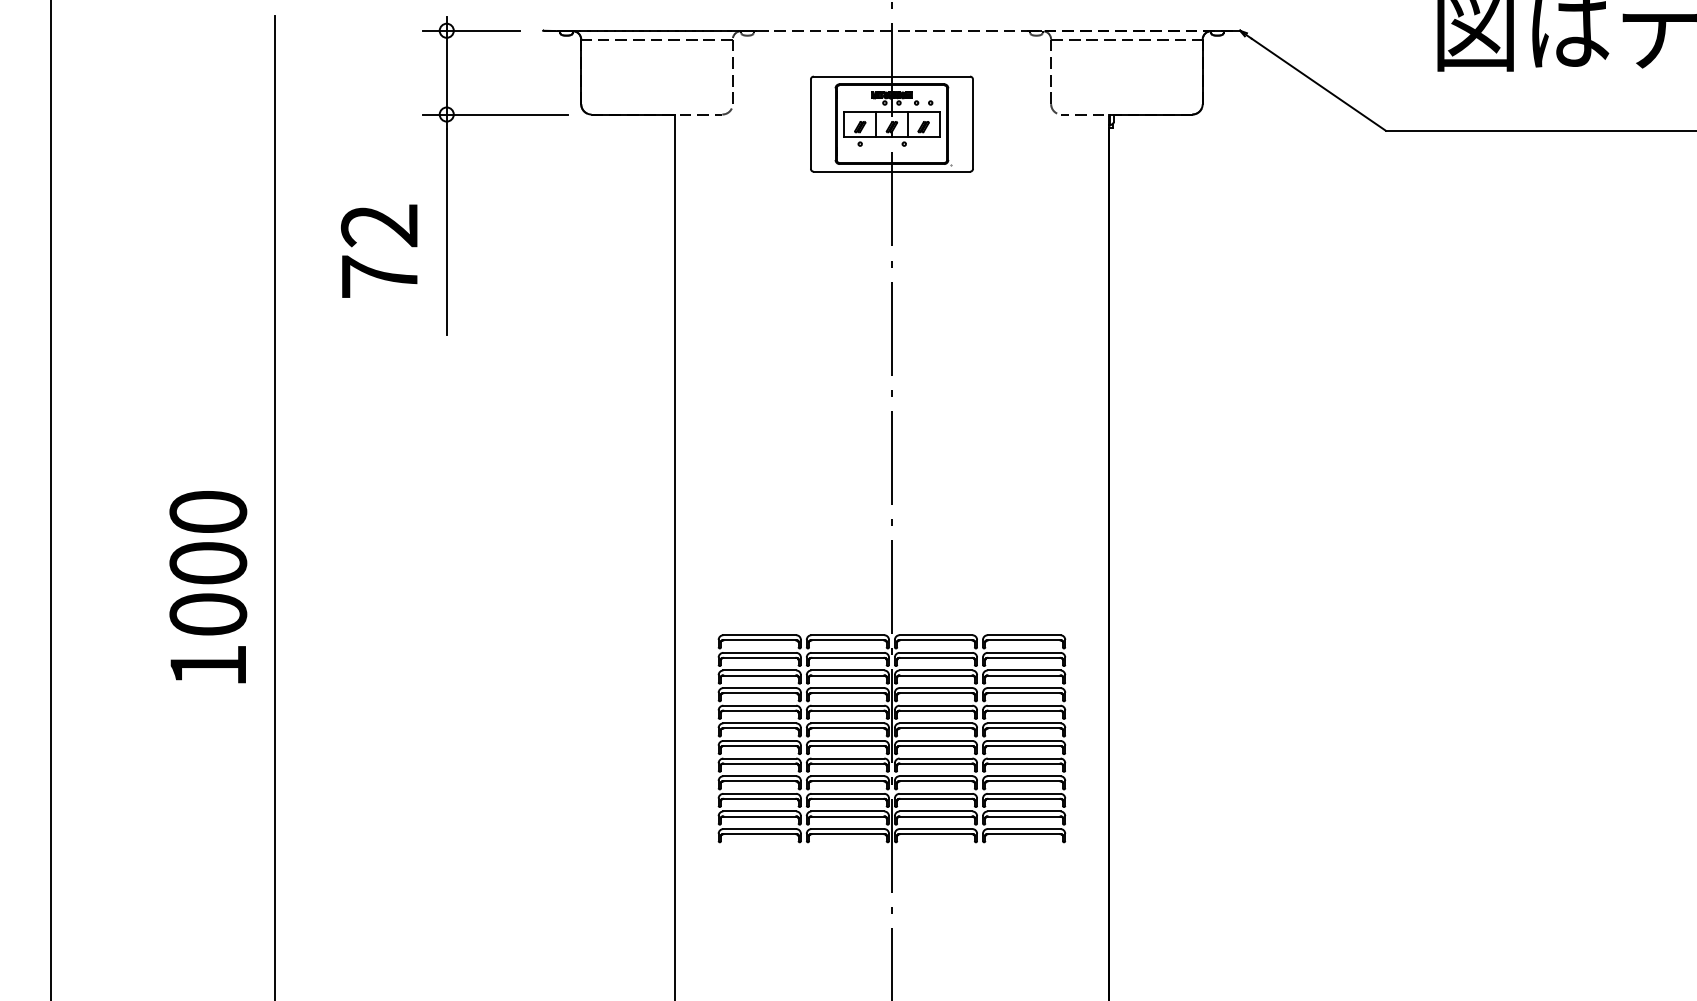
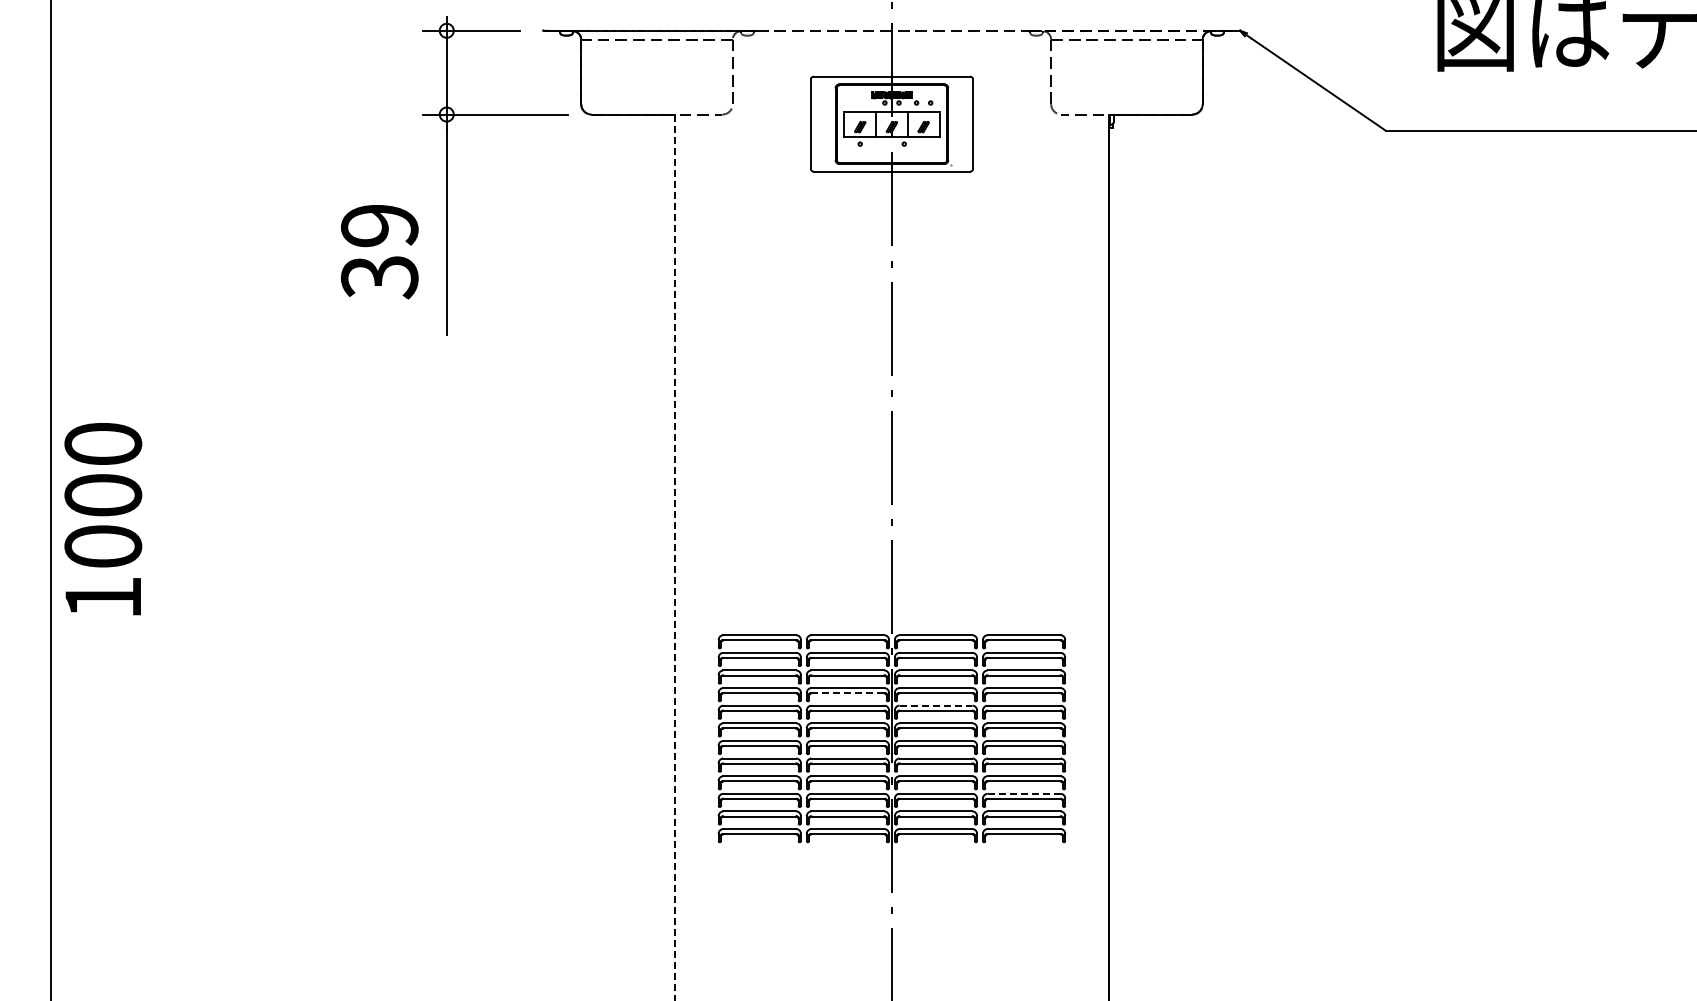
text: 72 -> 39 (379, 251)
line: present -> none (275, 506)
line: solid -> dashed (674, 557)
text position: (208, 587) -> (103, 519) (103, 519)
line: solid -> dashed (848, 693)
line: solid -> dashed (936, 705)
line: solid -> dashed (1024, 793)
